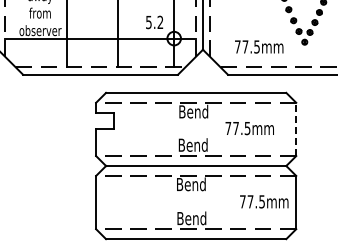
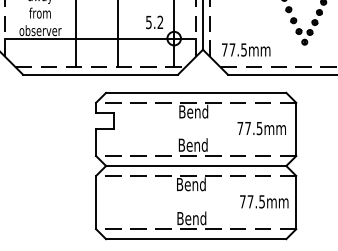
line position: (66, 34) -> (75, 34) (75, 34)
text position: (259, 46) -> (246, 49) (246, 49)
text position: (249, 128) -> (261, 128) (261, 128)
line: dashed -> solid (296, 129)
